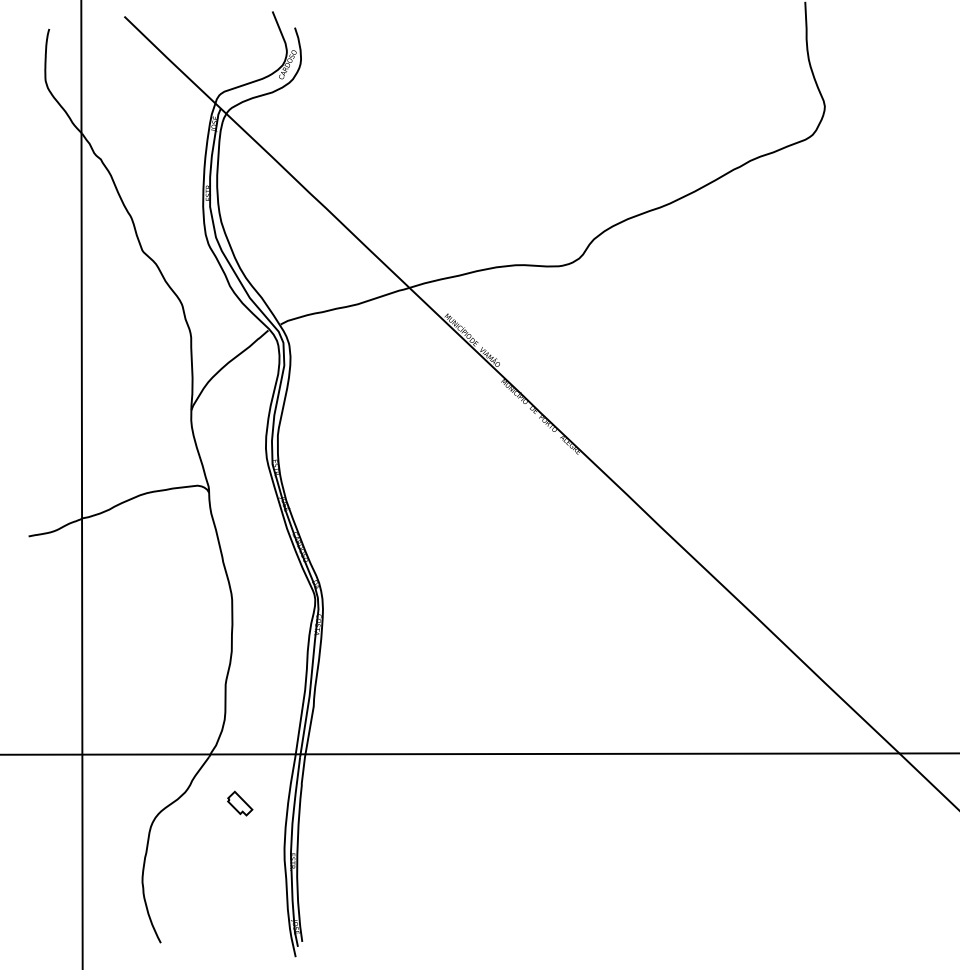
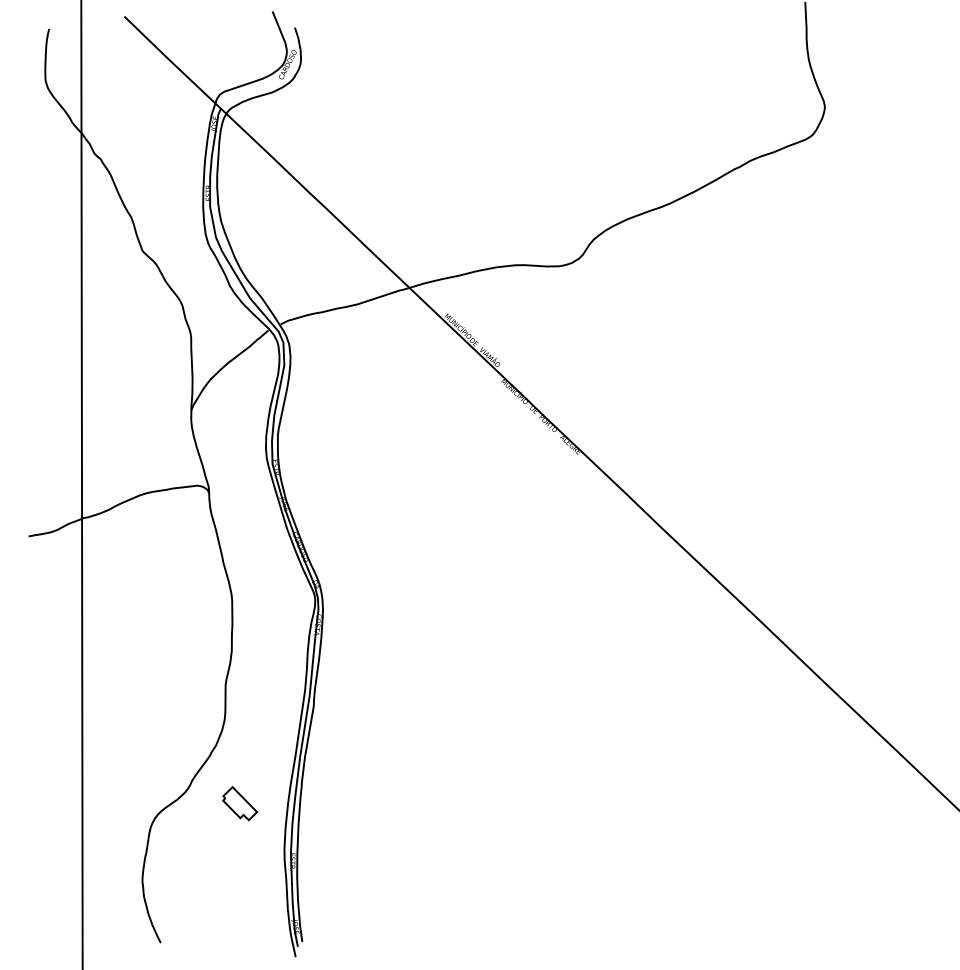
line: present -> none (479, 753)
part size: 27x27 px -> 37x36 px (240, 803)
